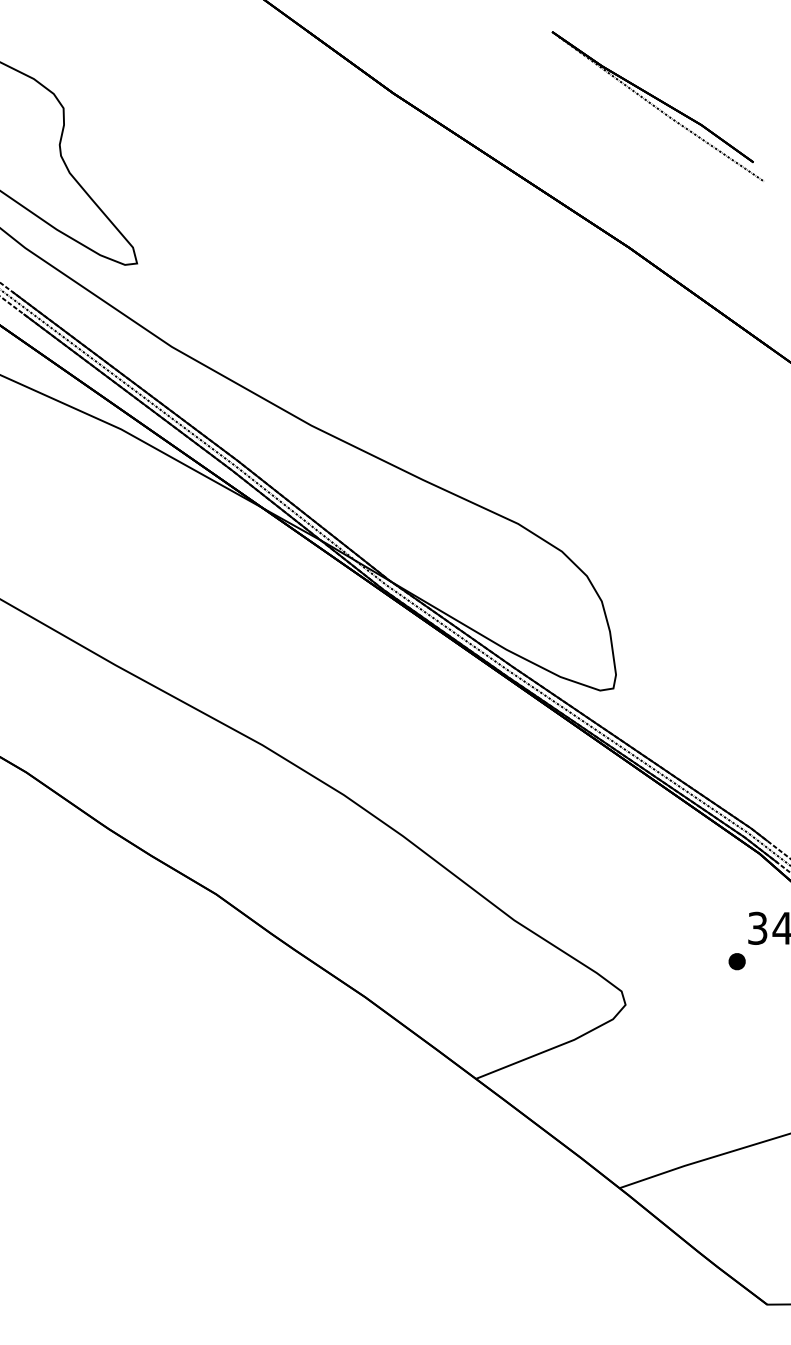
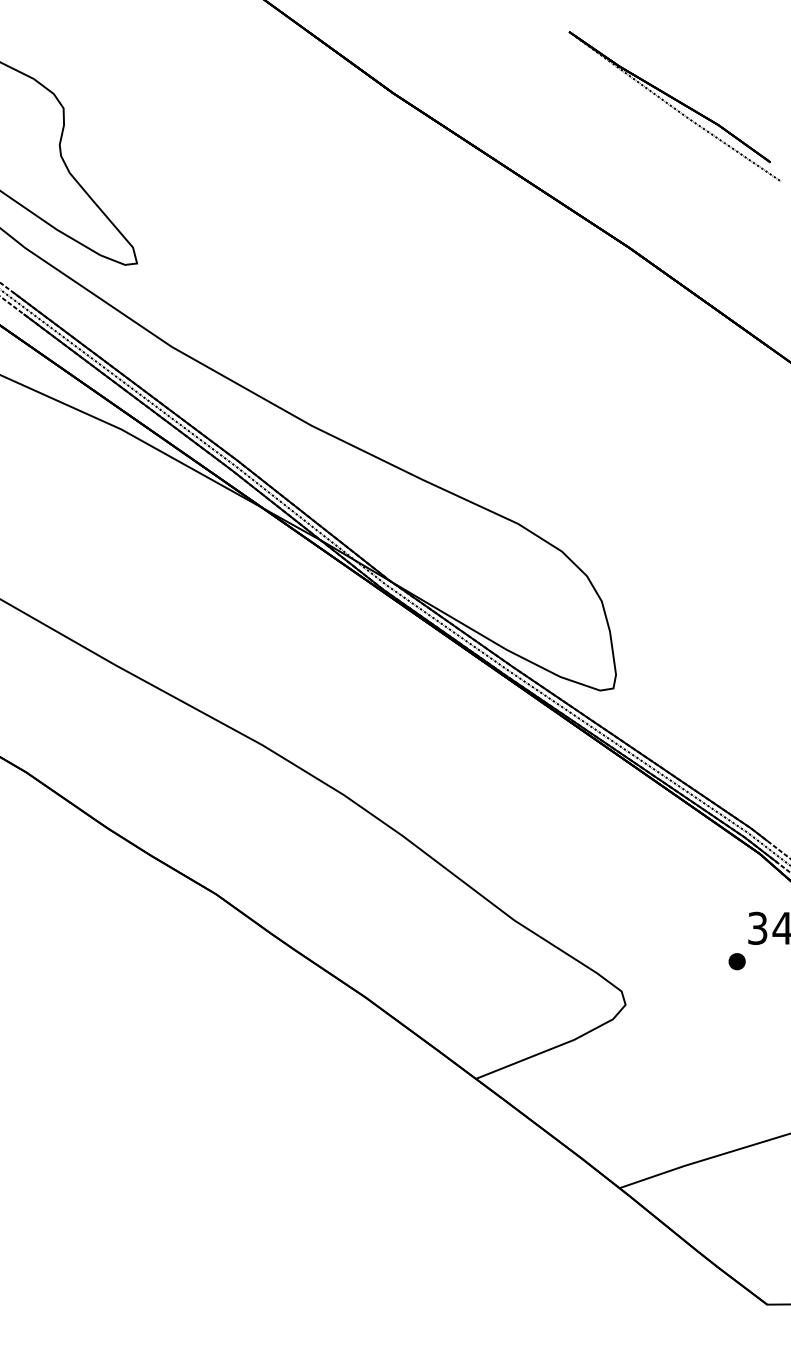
part position: (657, 106) -> (674, 106) (674, 106)
